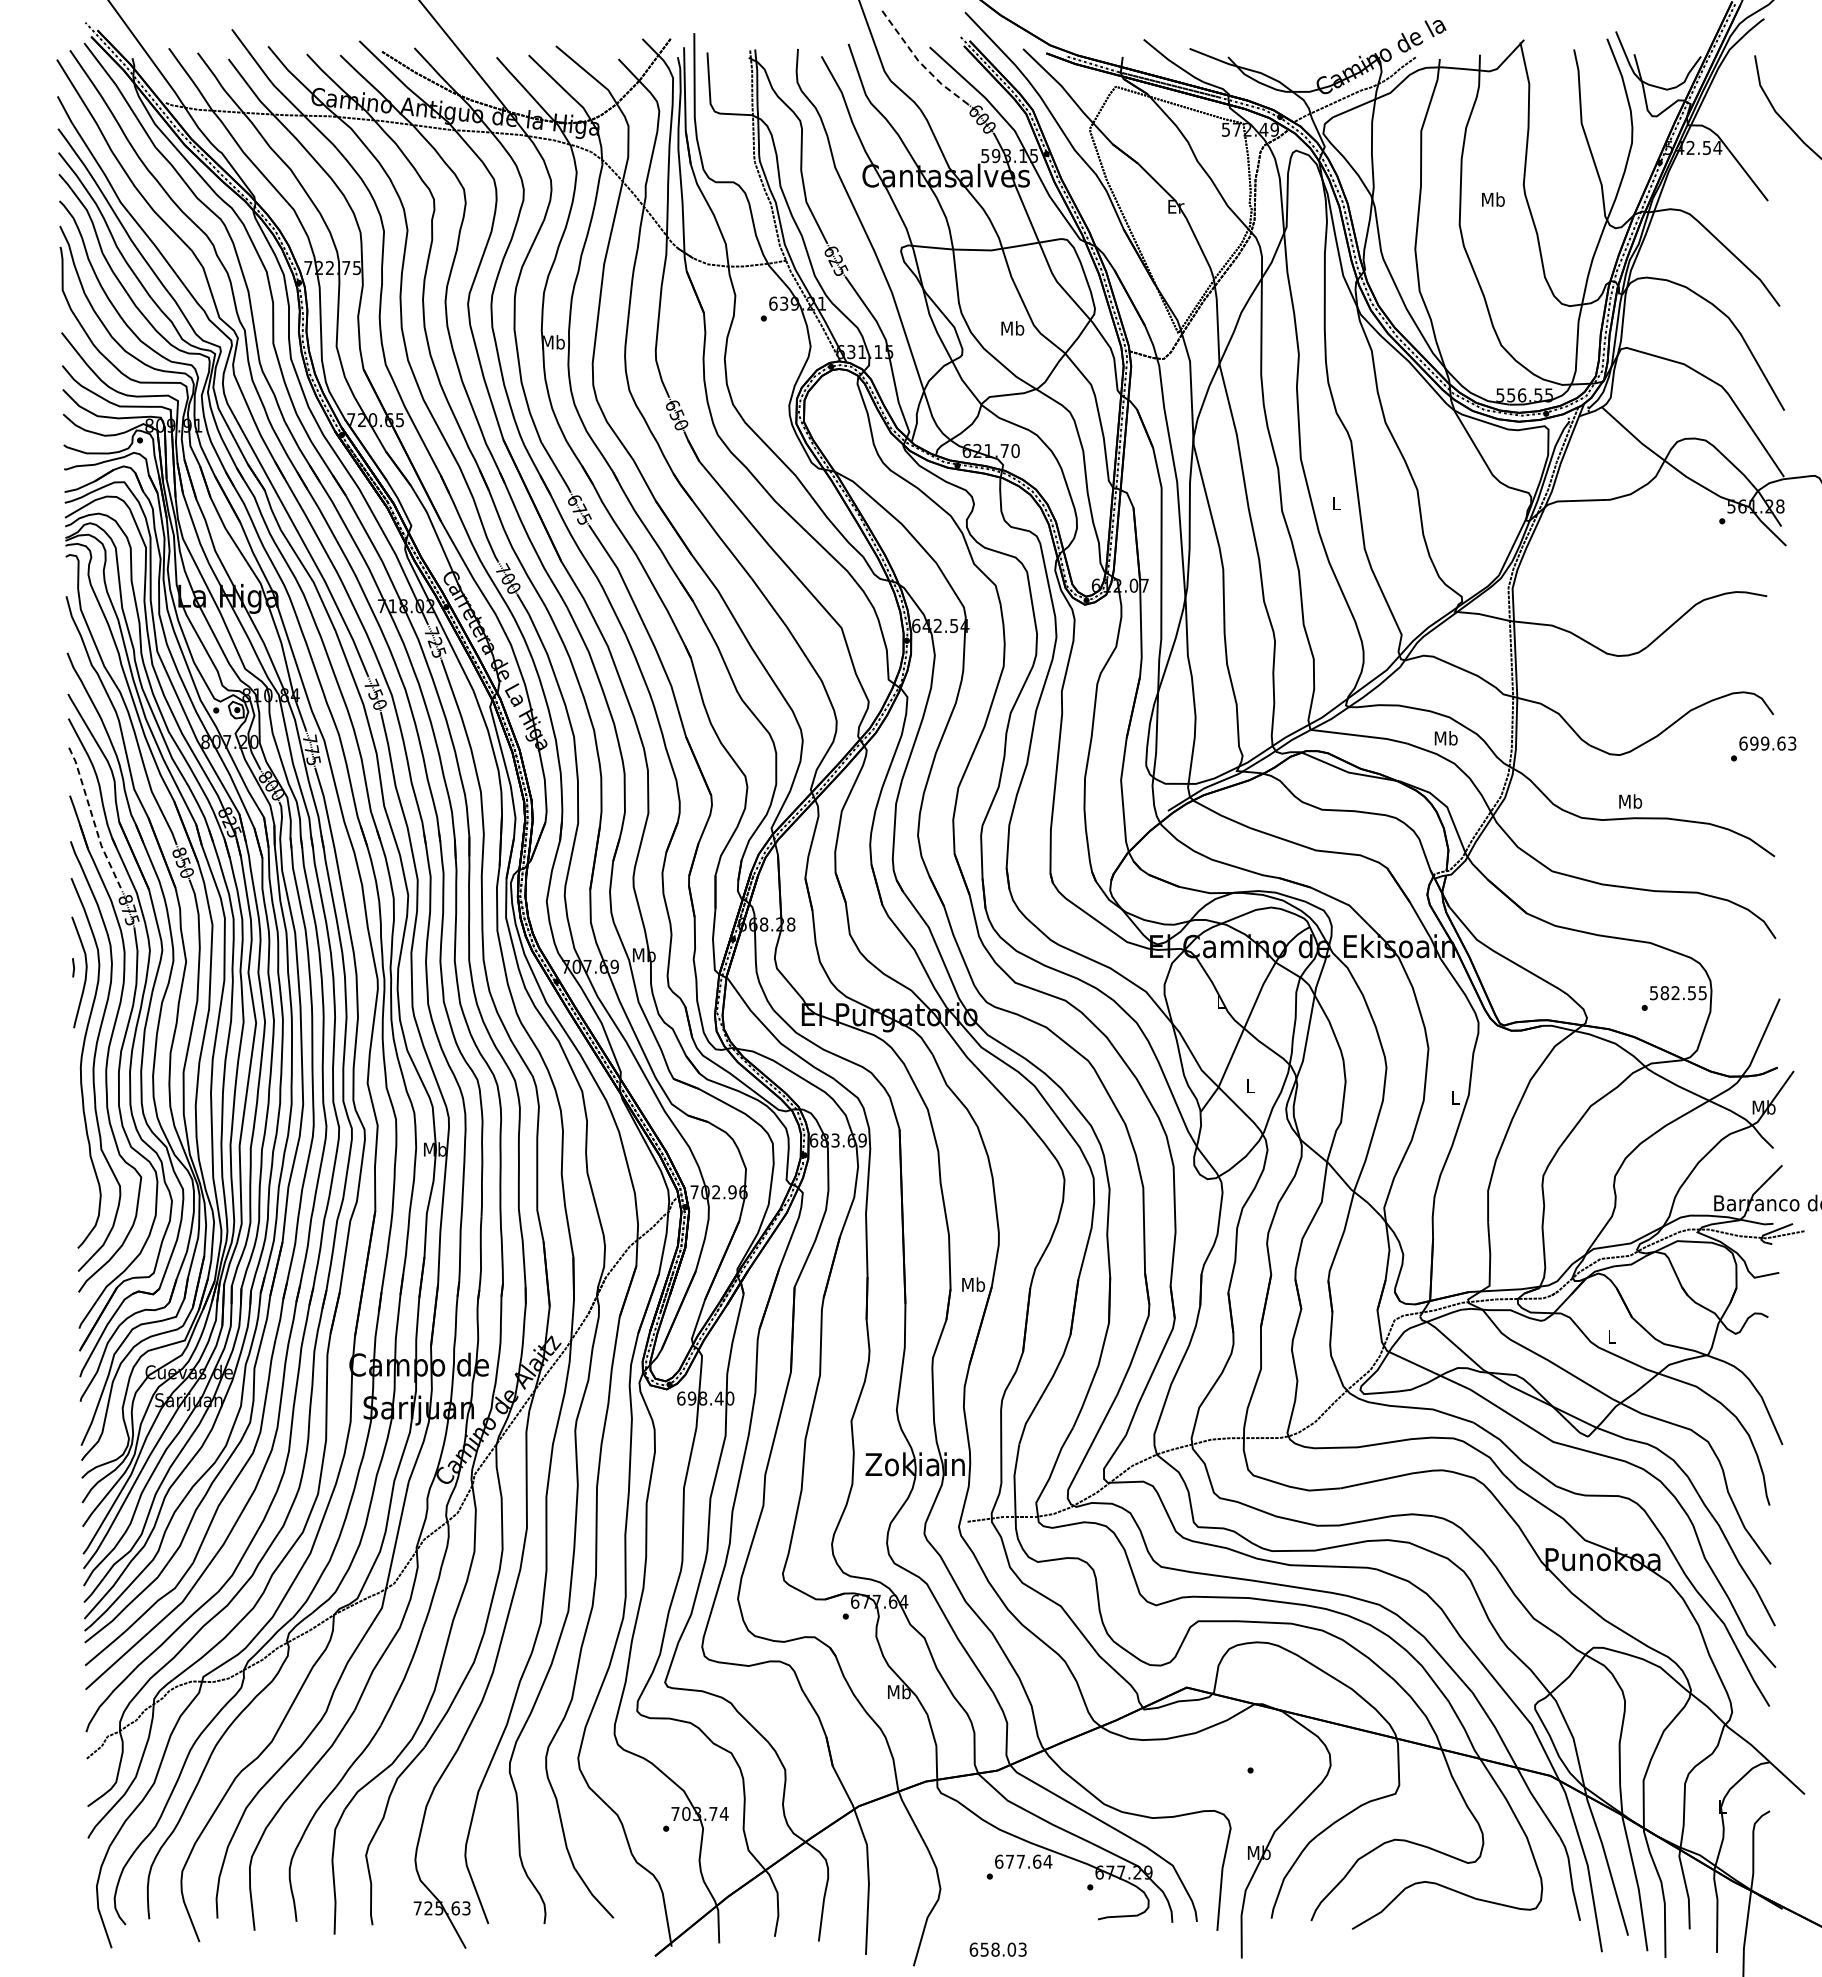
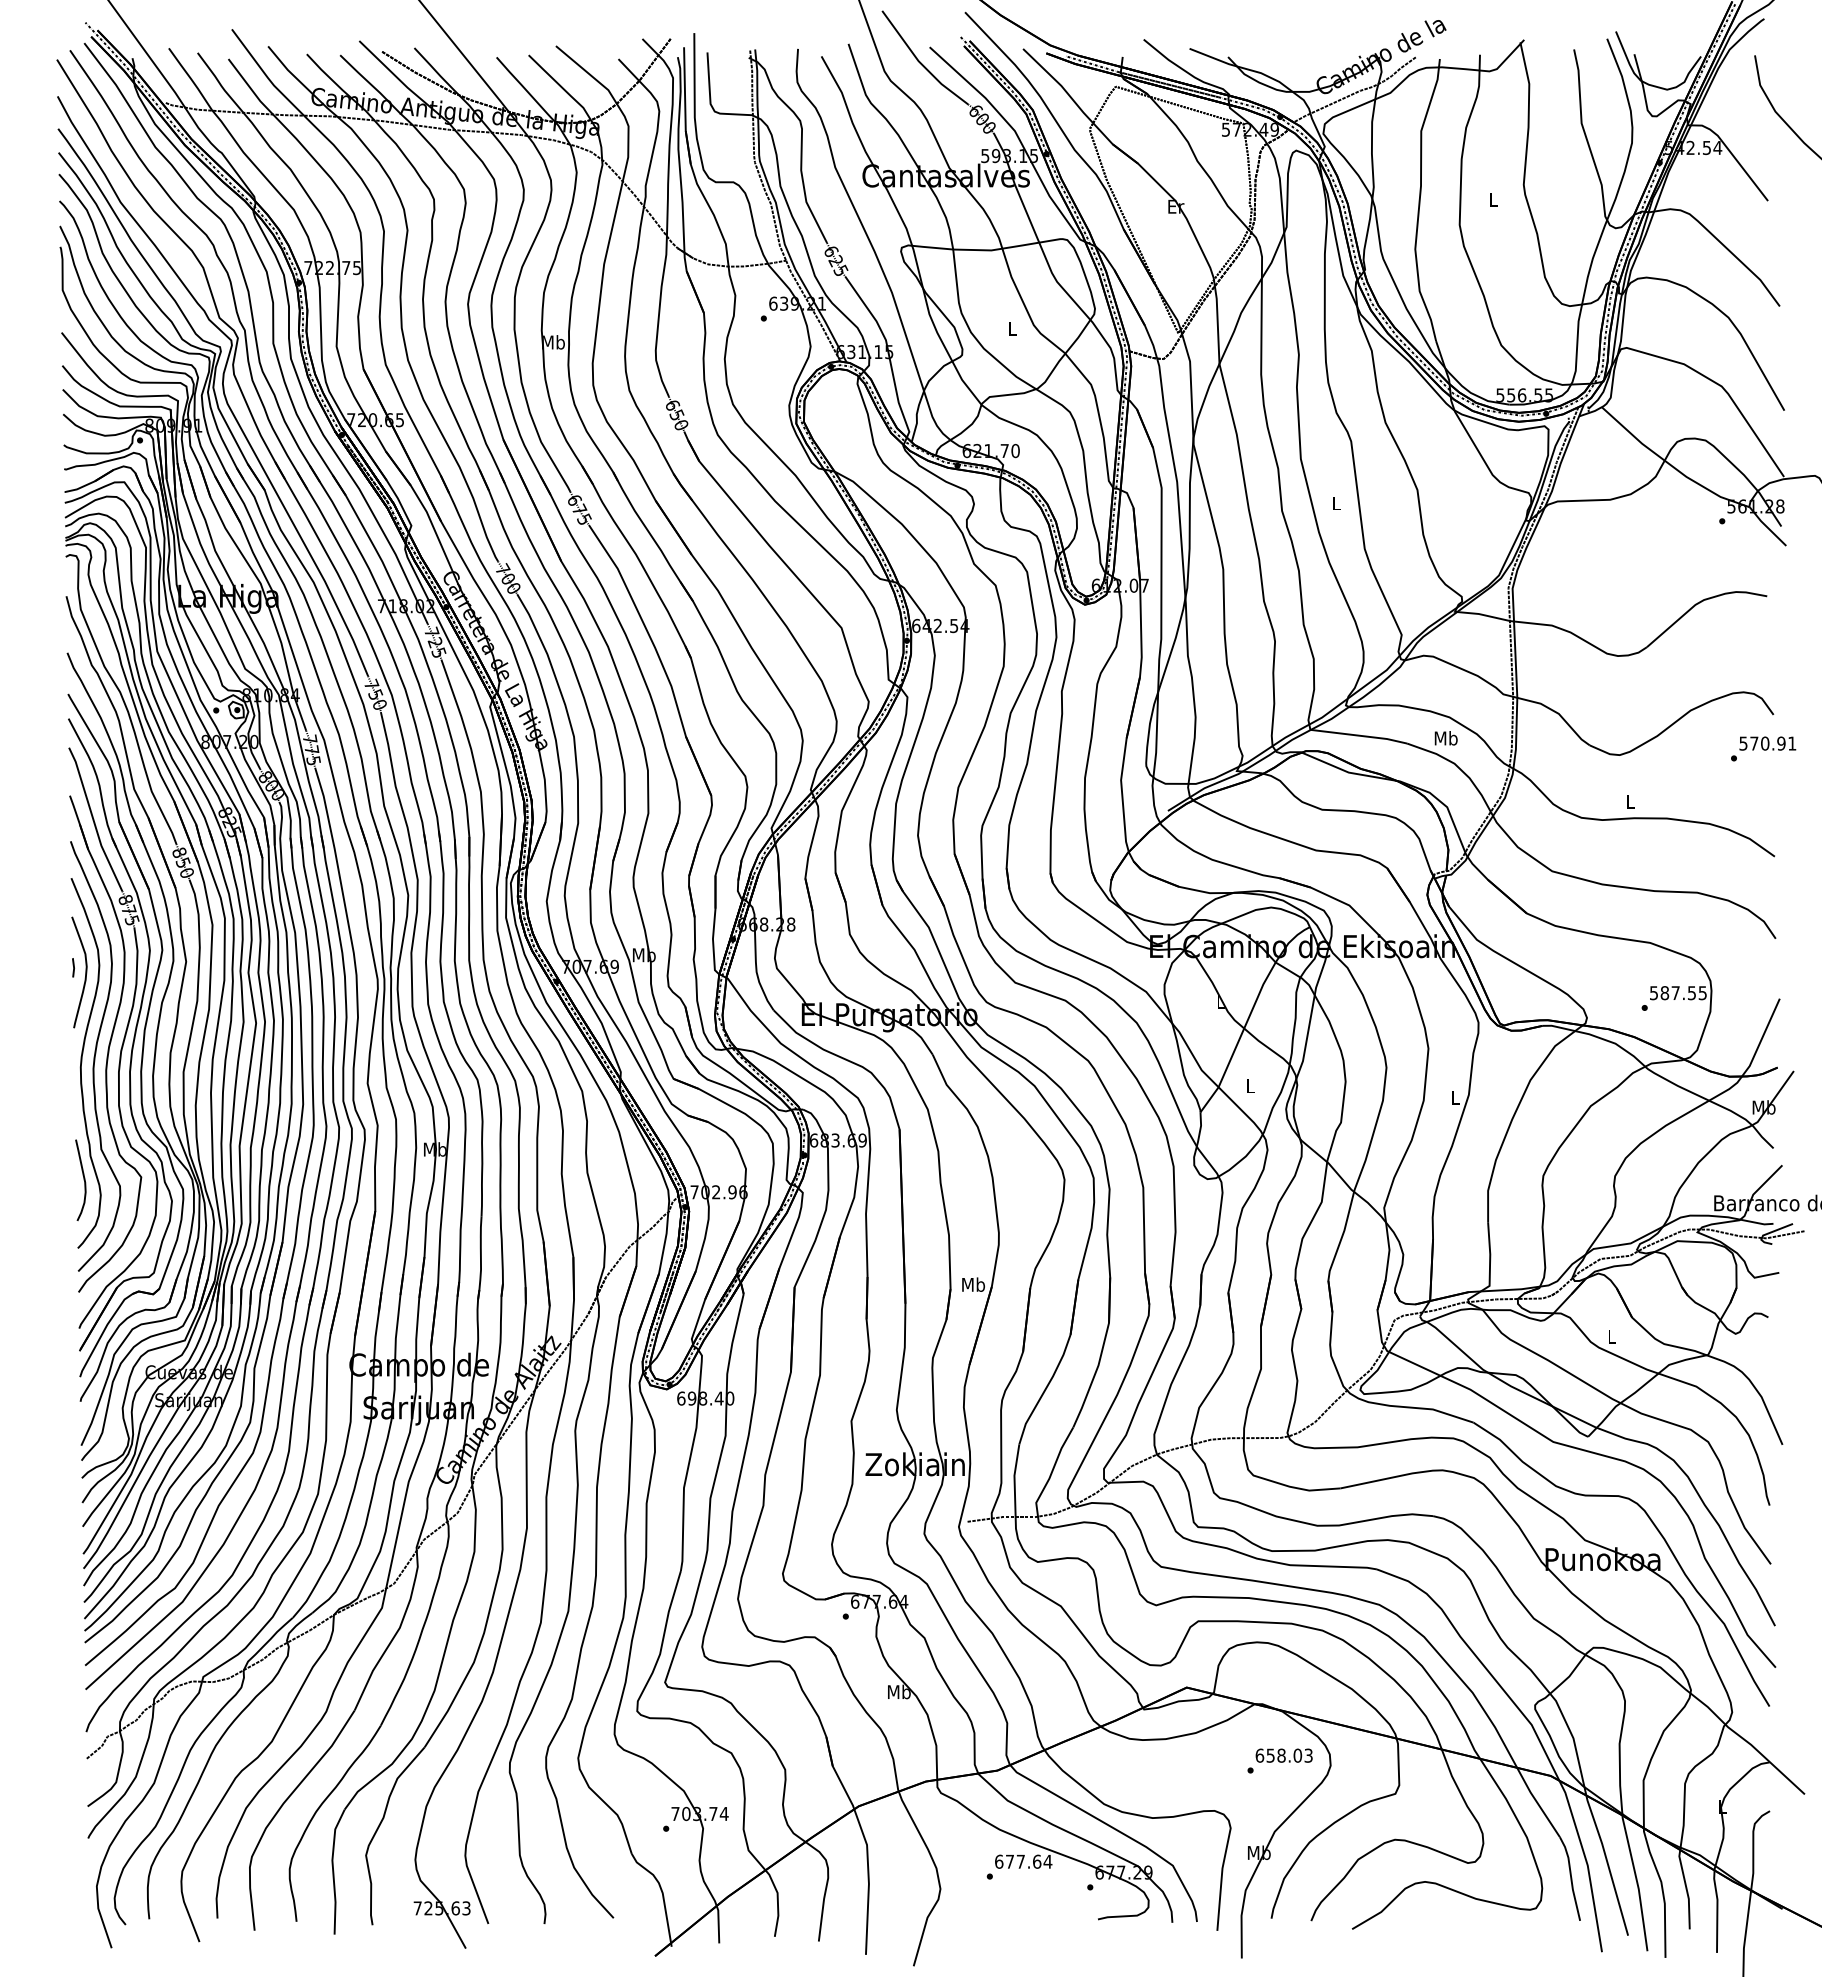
line: dashed -> solid (919, 62)
text: Mb -> L (1493, 199)
text: Mb -> L (1012, 328)
text: 699.63 -> 570.91 (1767, 743)
text: Mb -> L (1630, 801)
line: dashed -> solid (93, 821)
text: 582.55 -> 587.55 (1675, 992)
curve: none -> present (83, 1179)
text position: (997, 1949) -> (1283, 1755) (1283, 1755)
